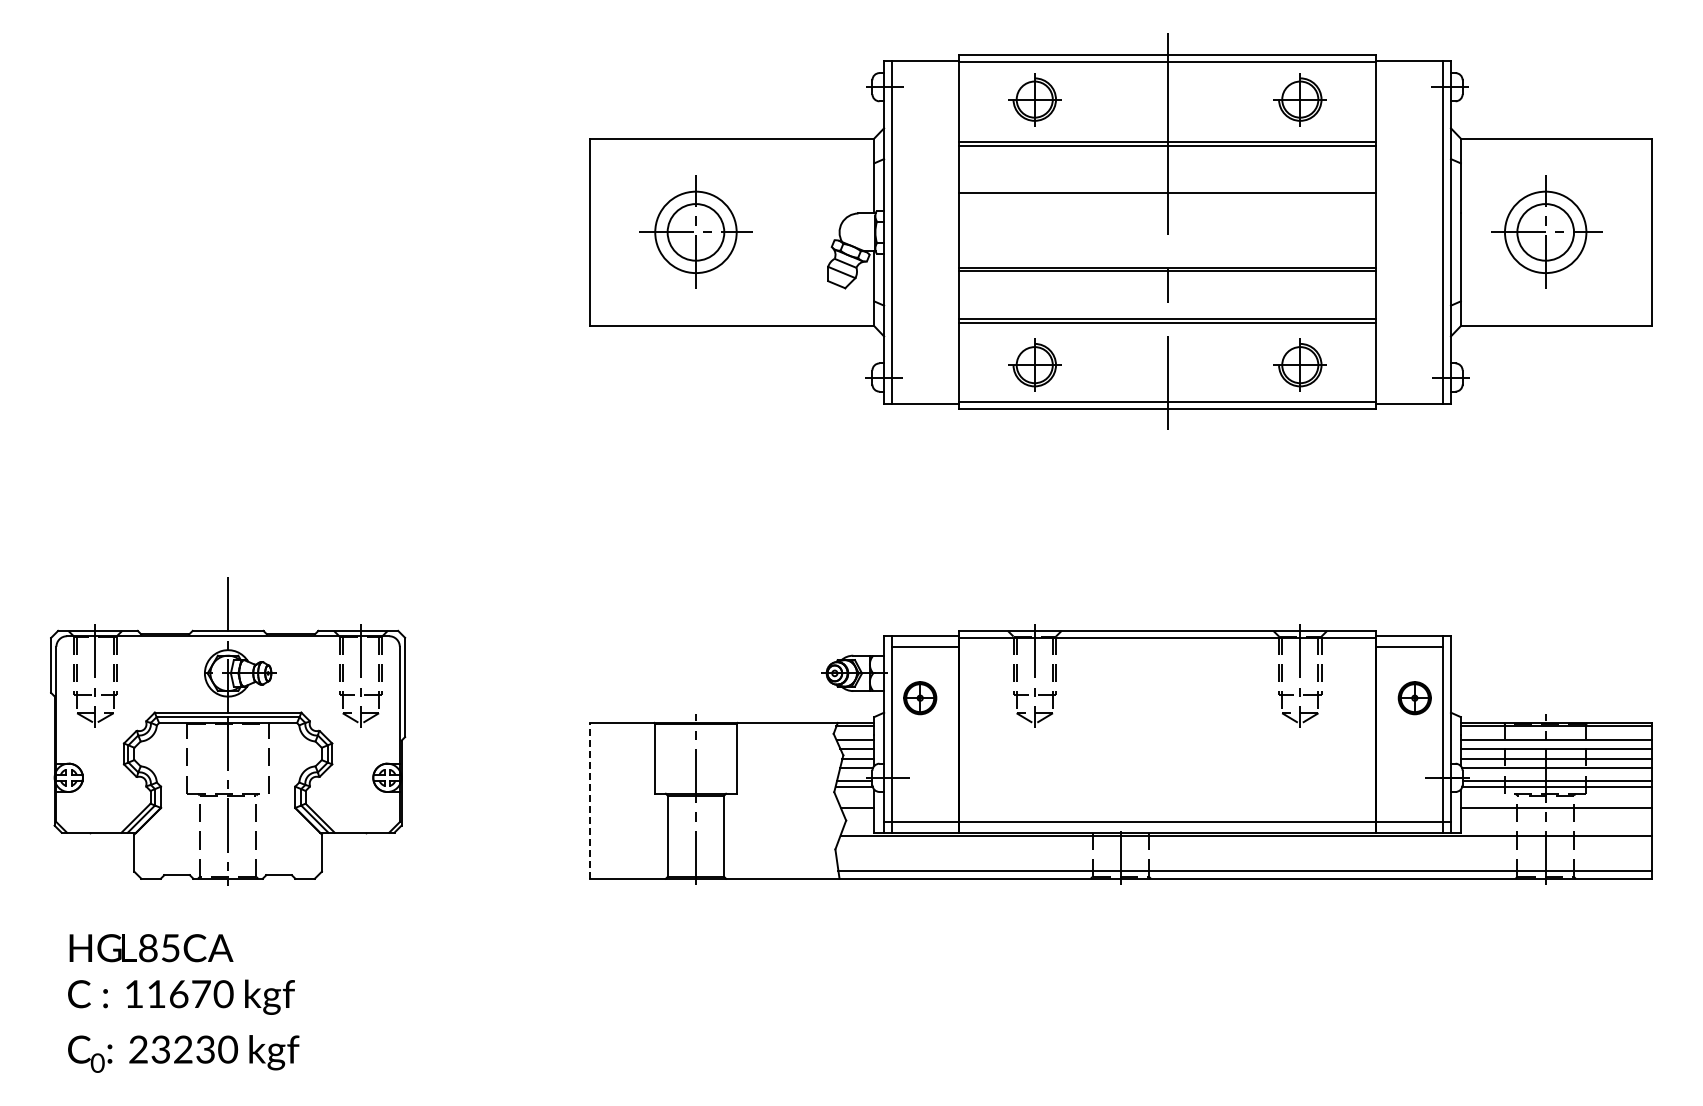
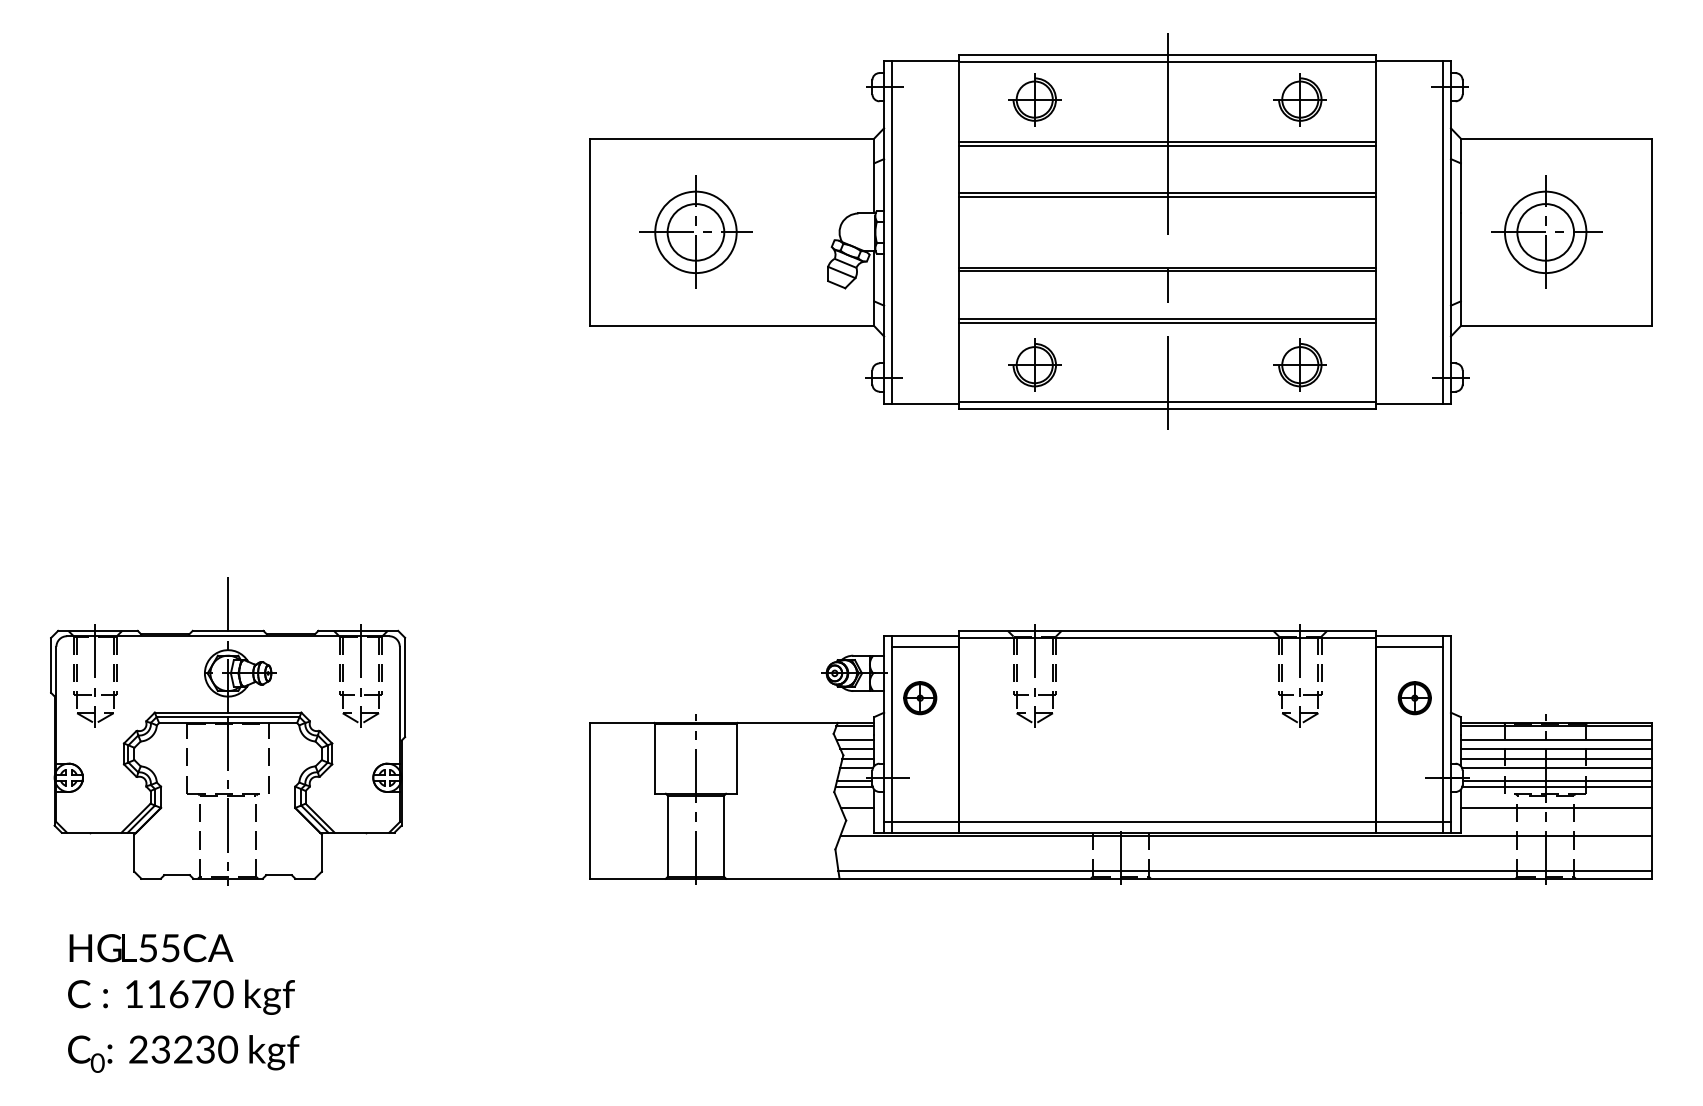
line: none -> present (1167, 196)
line: dashed -> solid (589, 800)
text: 85CA -> 55CA (148, 948)
